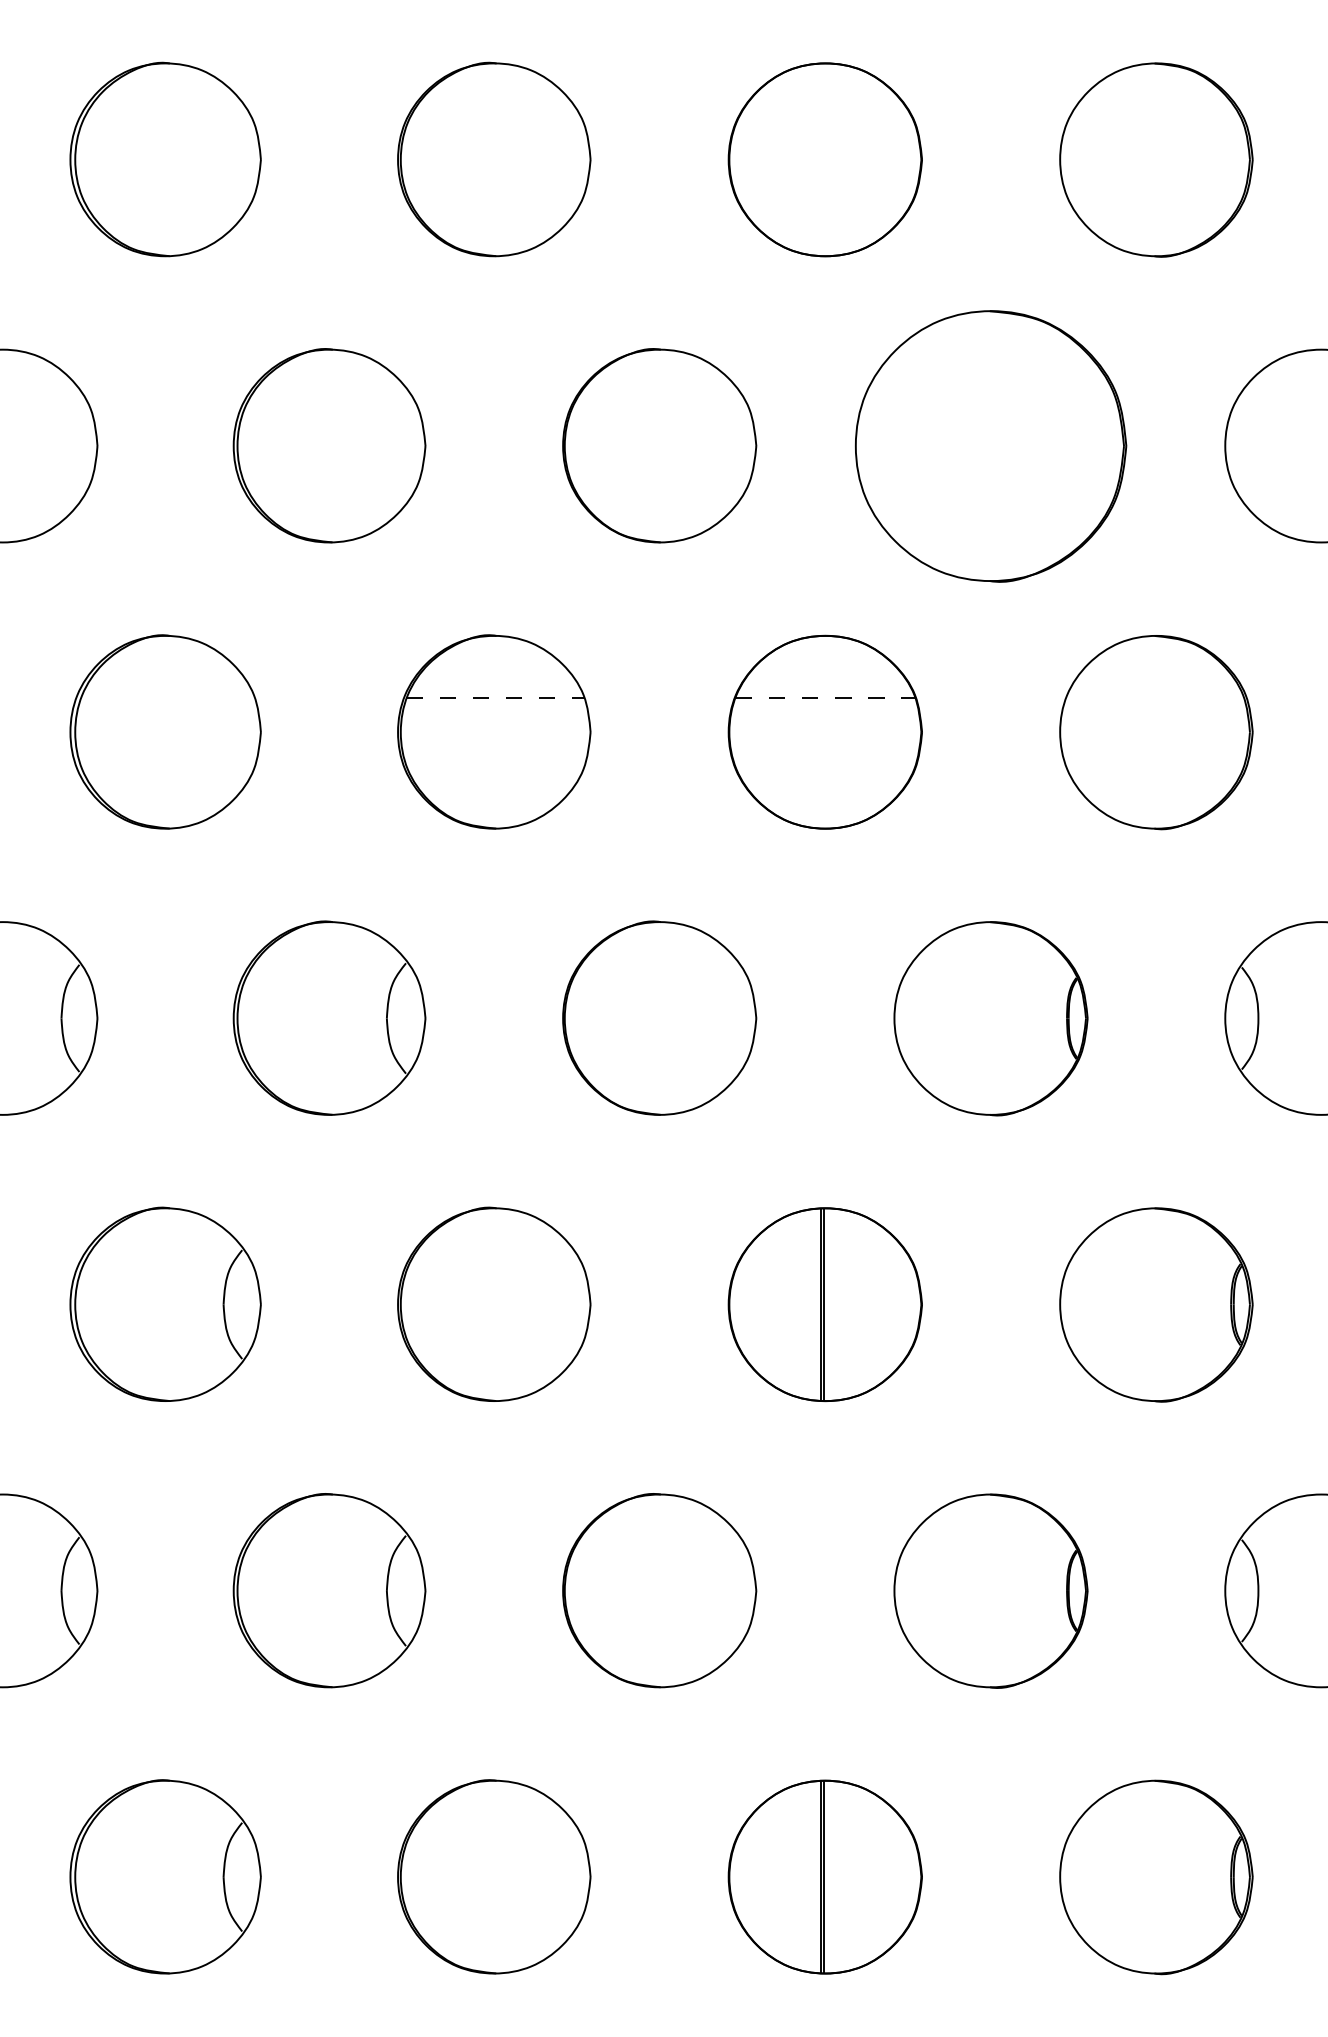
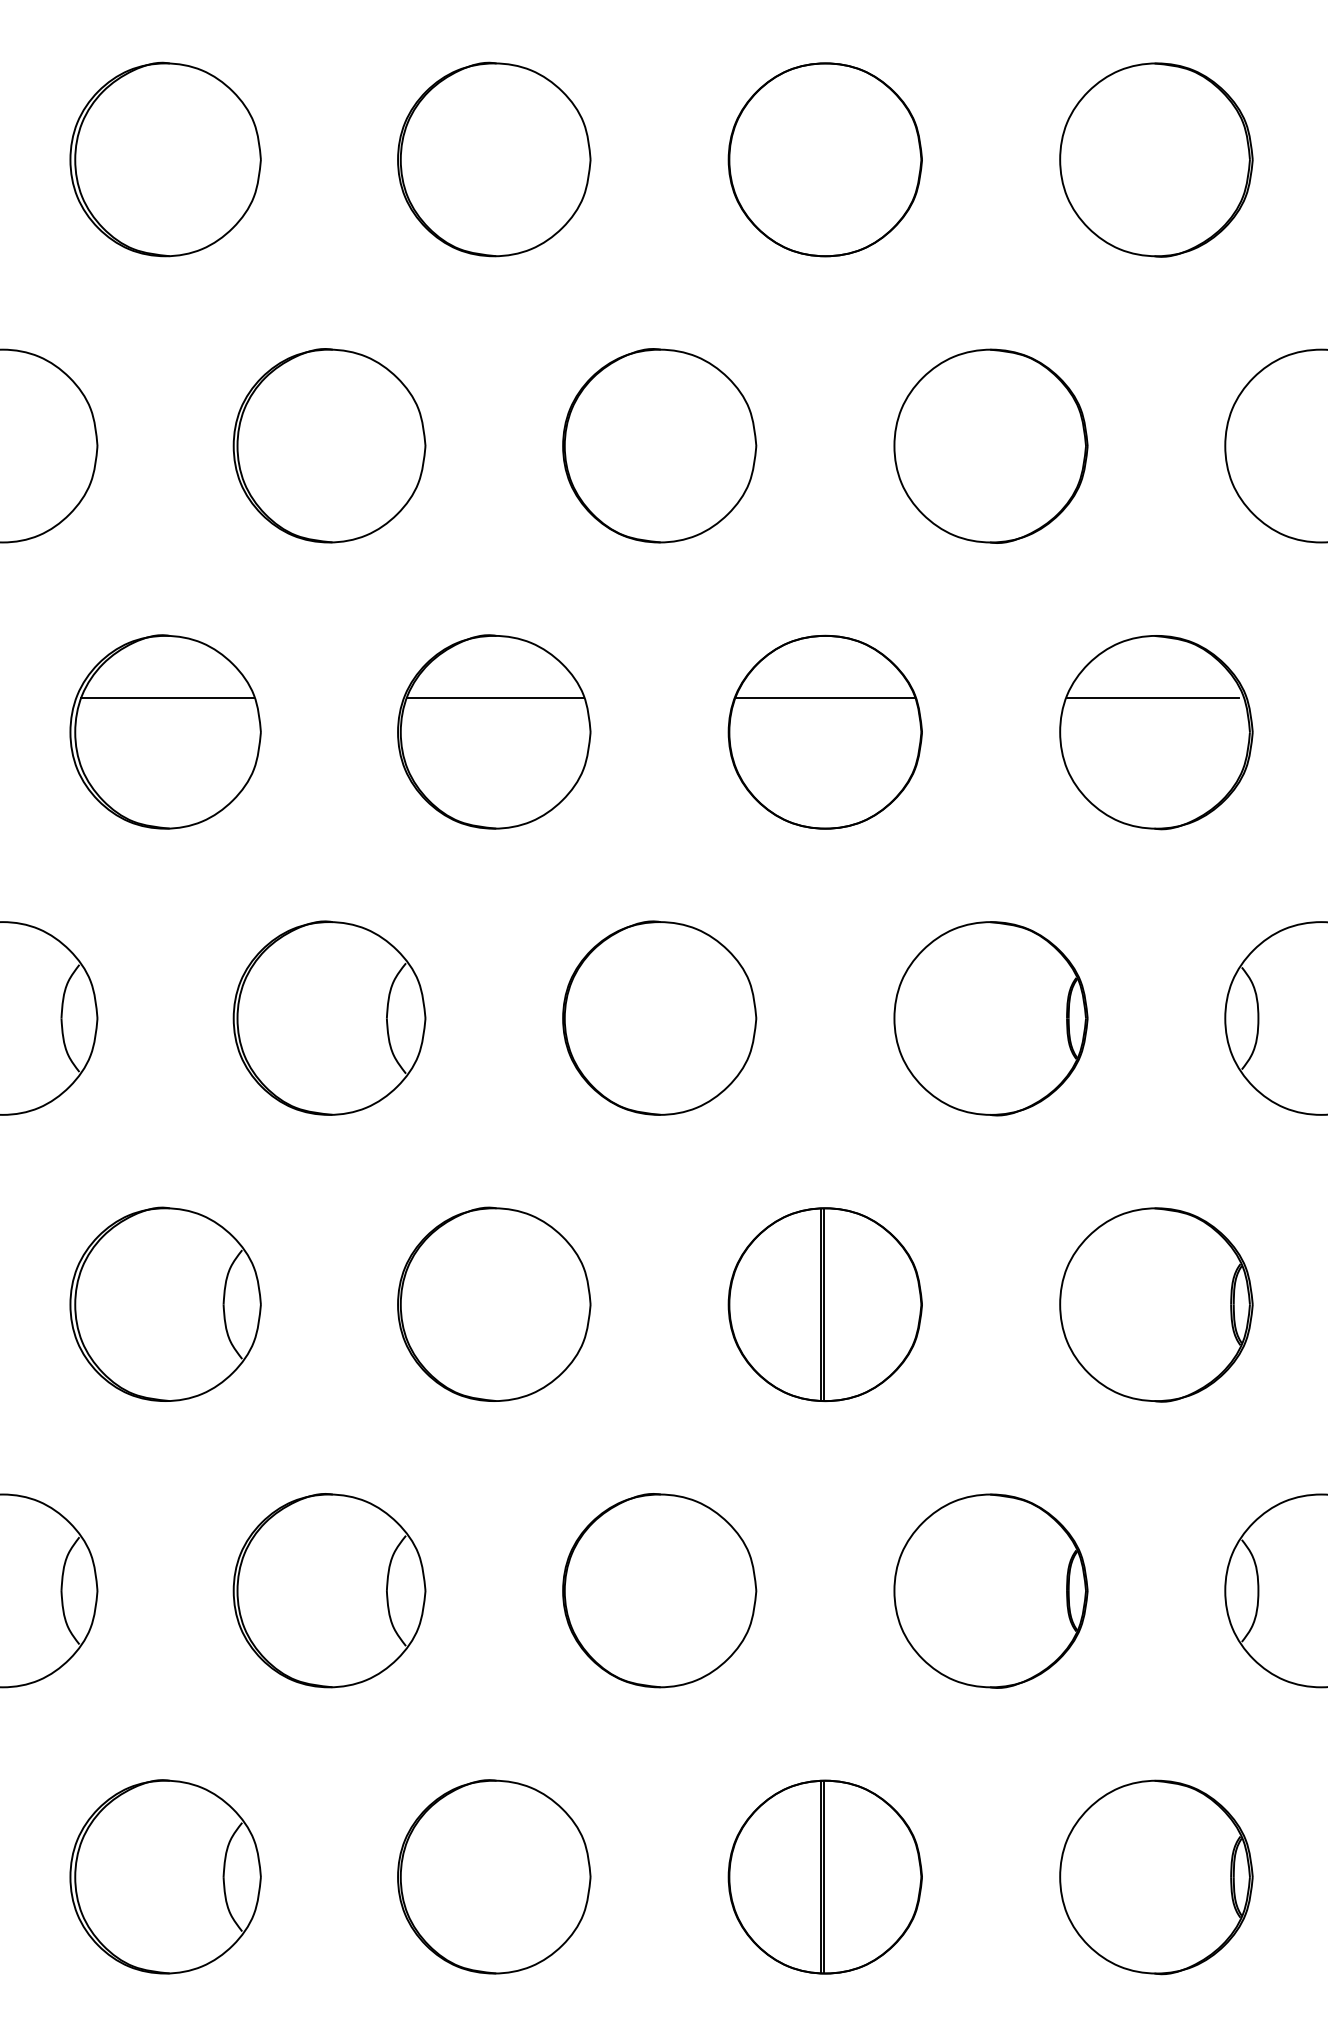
part size: 273x273 px -> 196x196 px (990, 445)
line: none -> present (166, 697)
line: dashed -> solid (495, 697)
line: dashed -> solid (825, 697)
line: none -> present (1152, 697)
